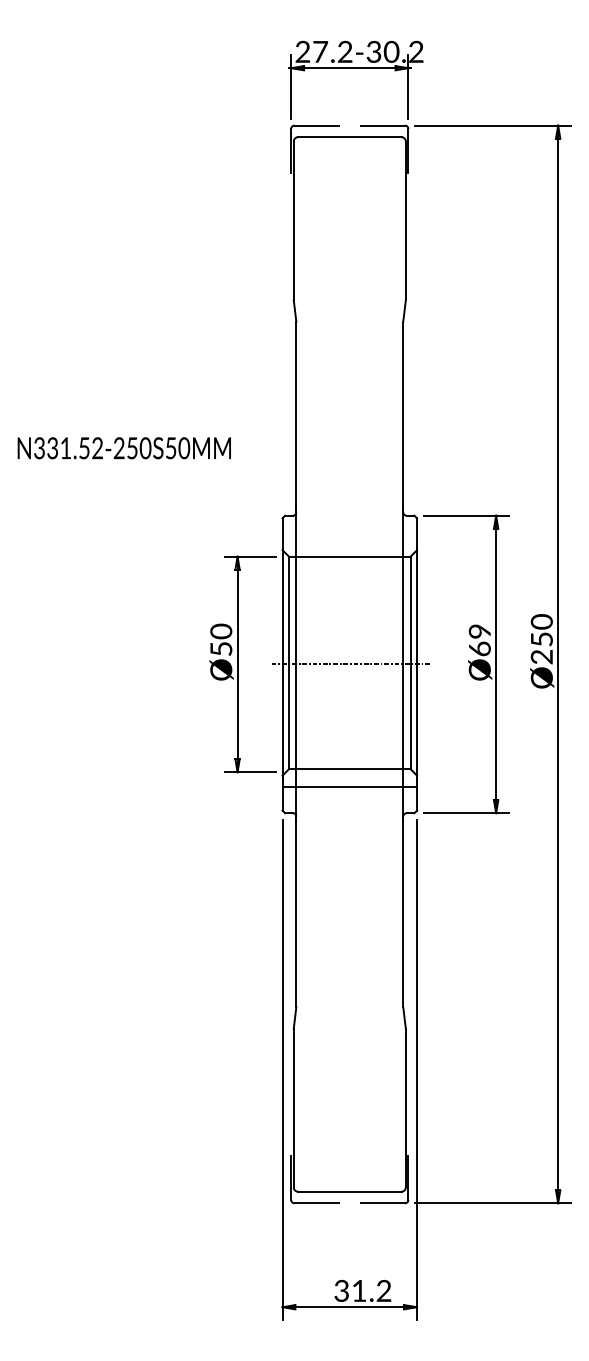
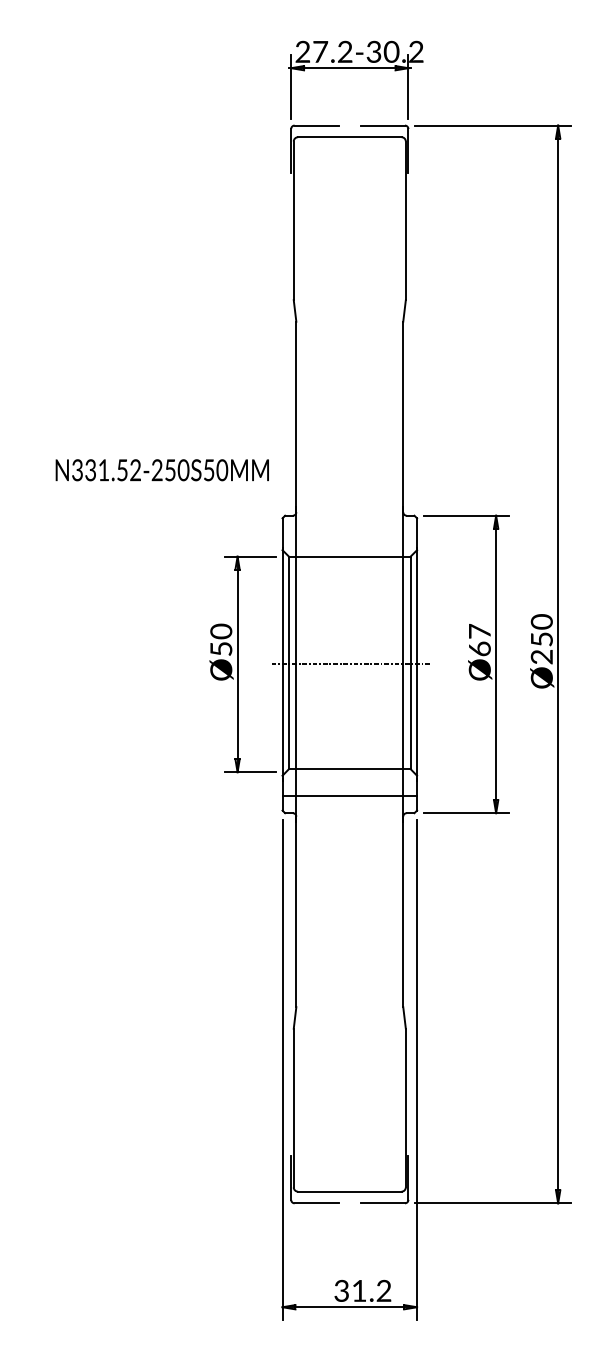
text position: (123, 448) -> (161, 470) (161, 470)
text: Ø69 -> Ø67 (479, 631)
line position: (349, 787) -> (349, 796) (349, 796)
